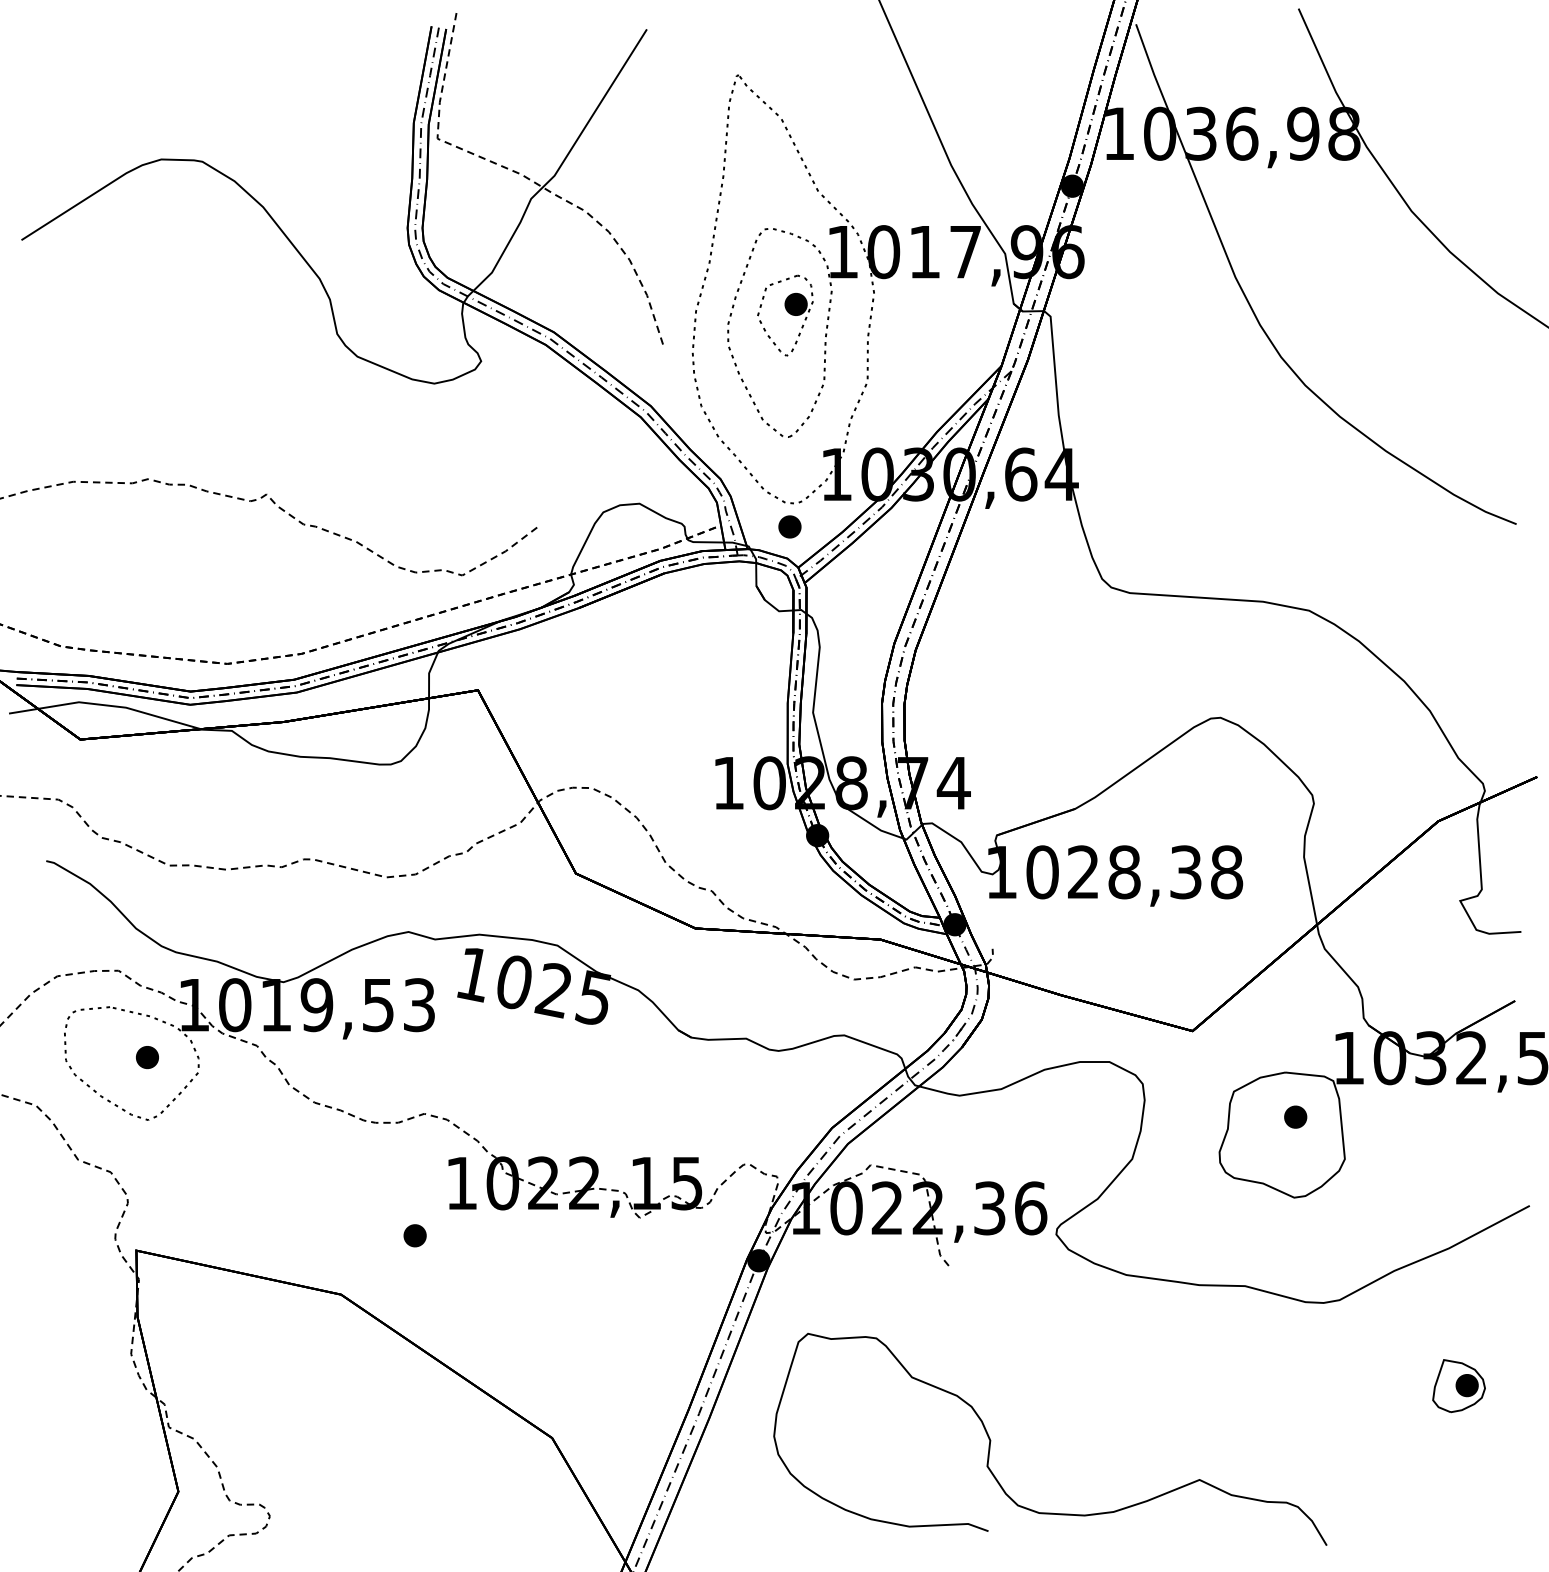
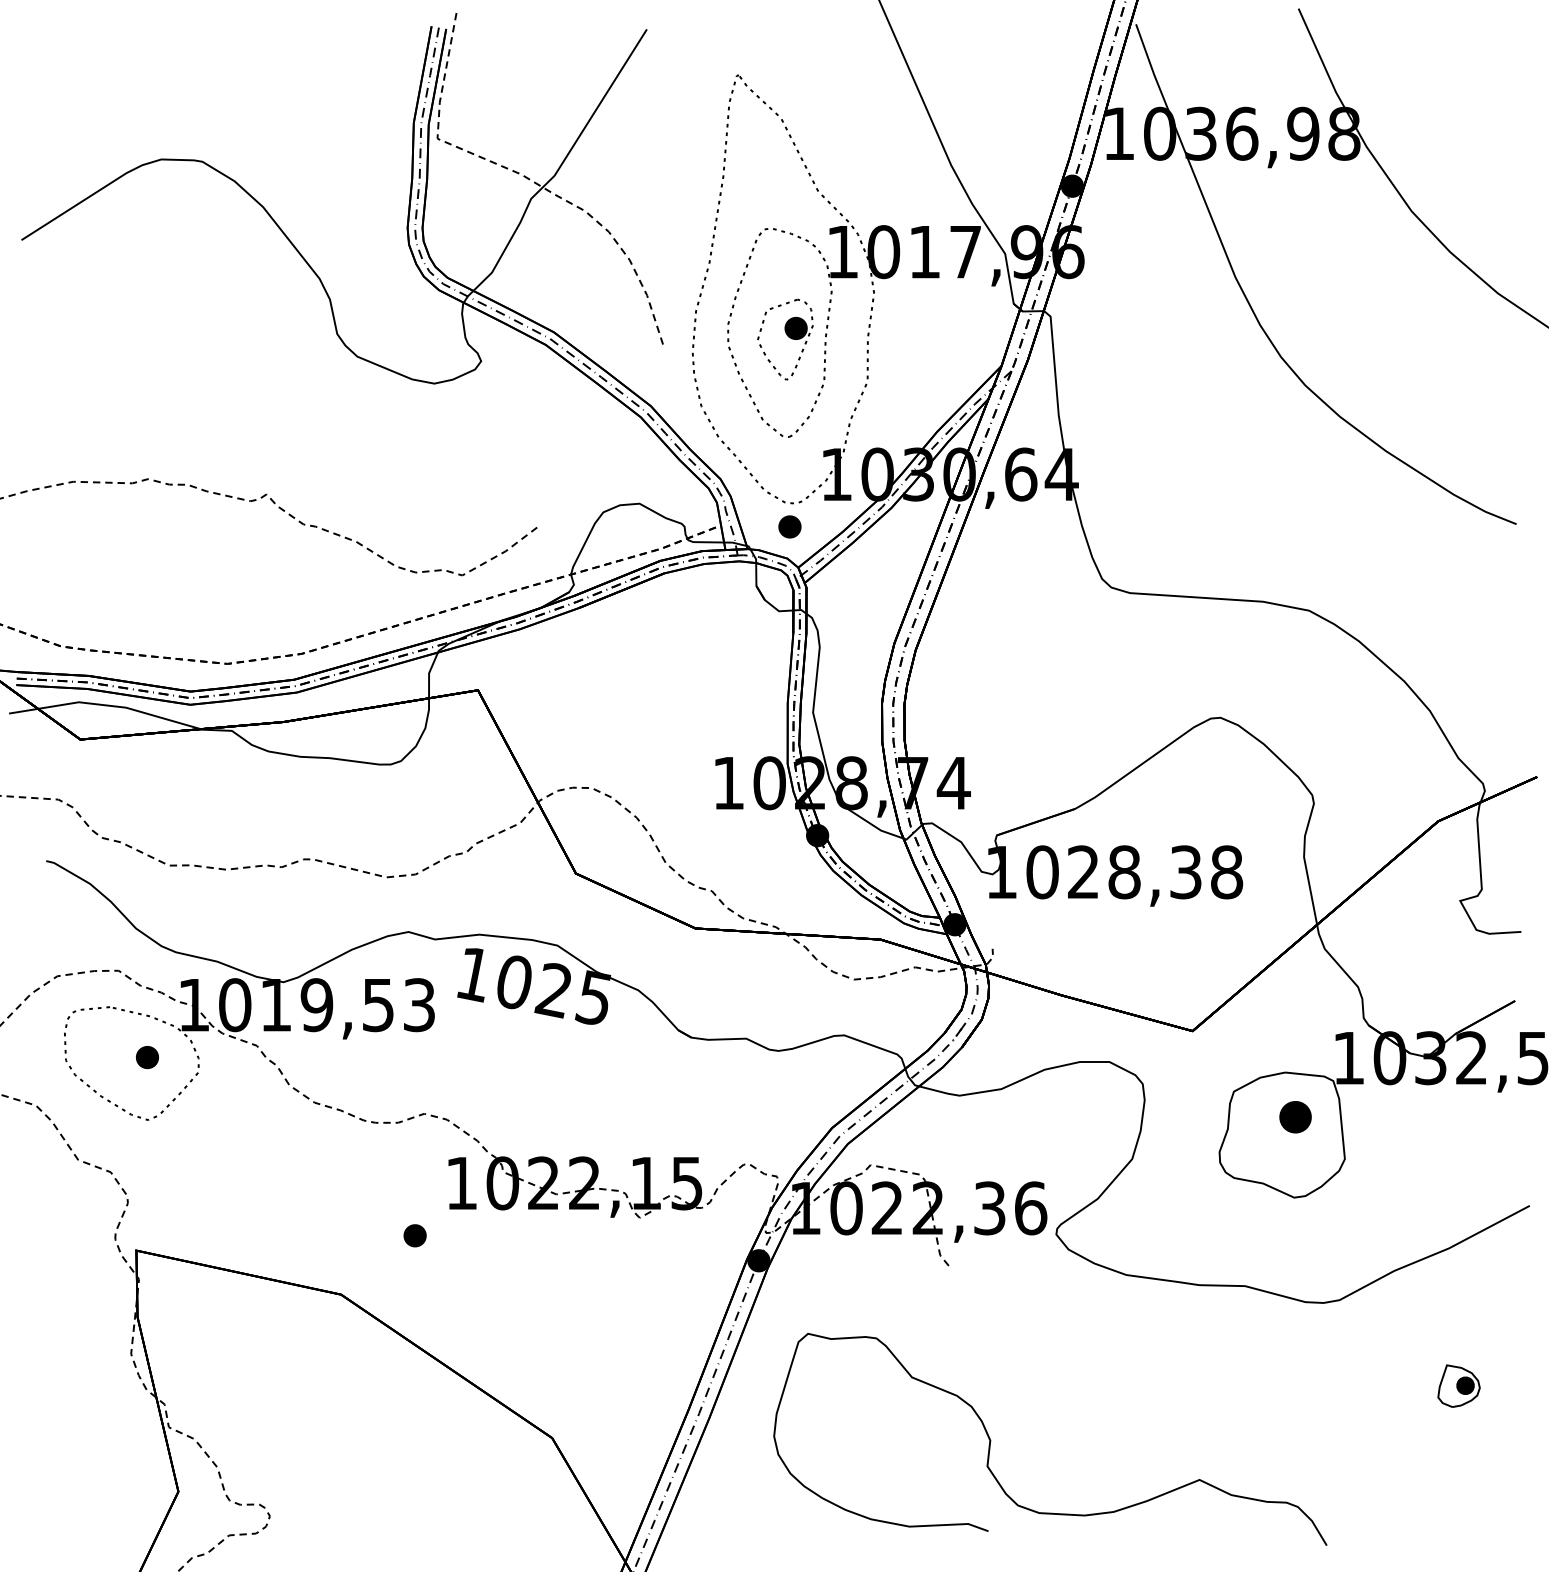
part position: (785, 315) -> (785, 339) (785, 339)
part size: 24x24 px -> 33x33 px (1295, 1117)
part size: 54x55 px -> 44x44 px (1458, 1385)
